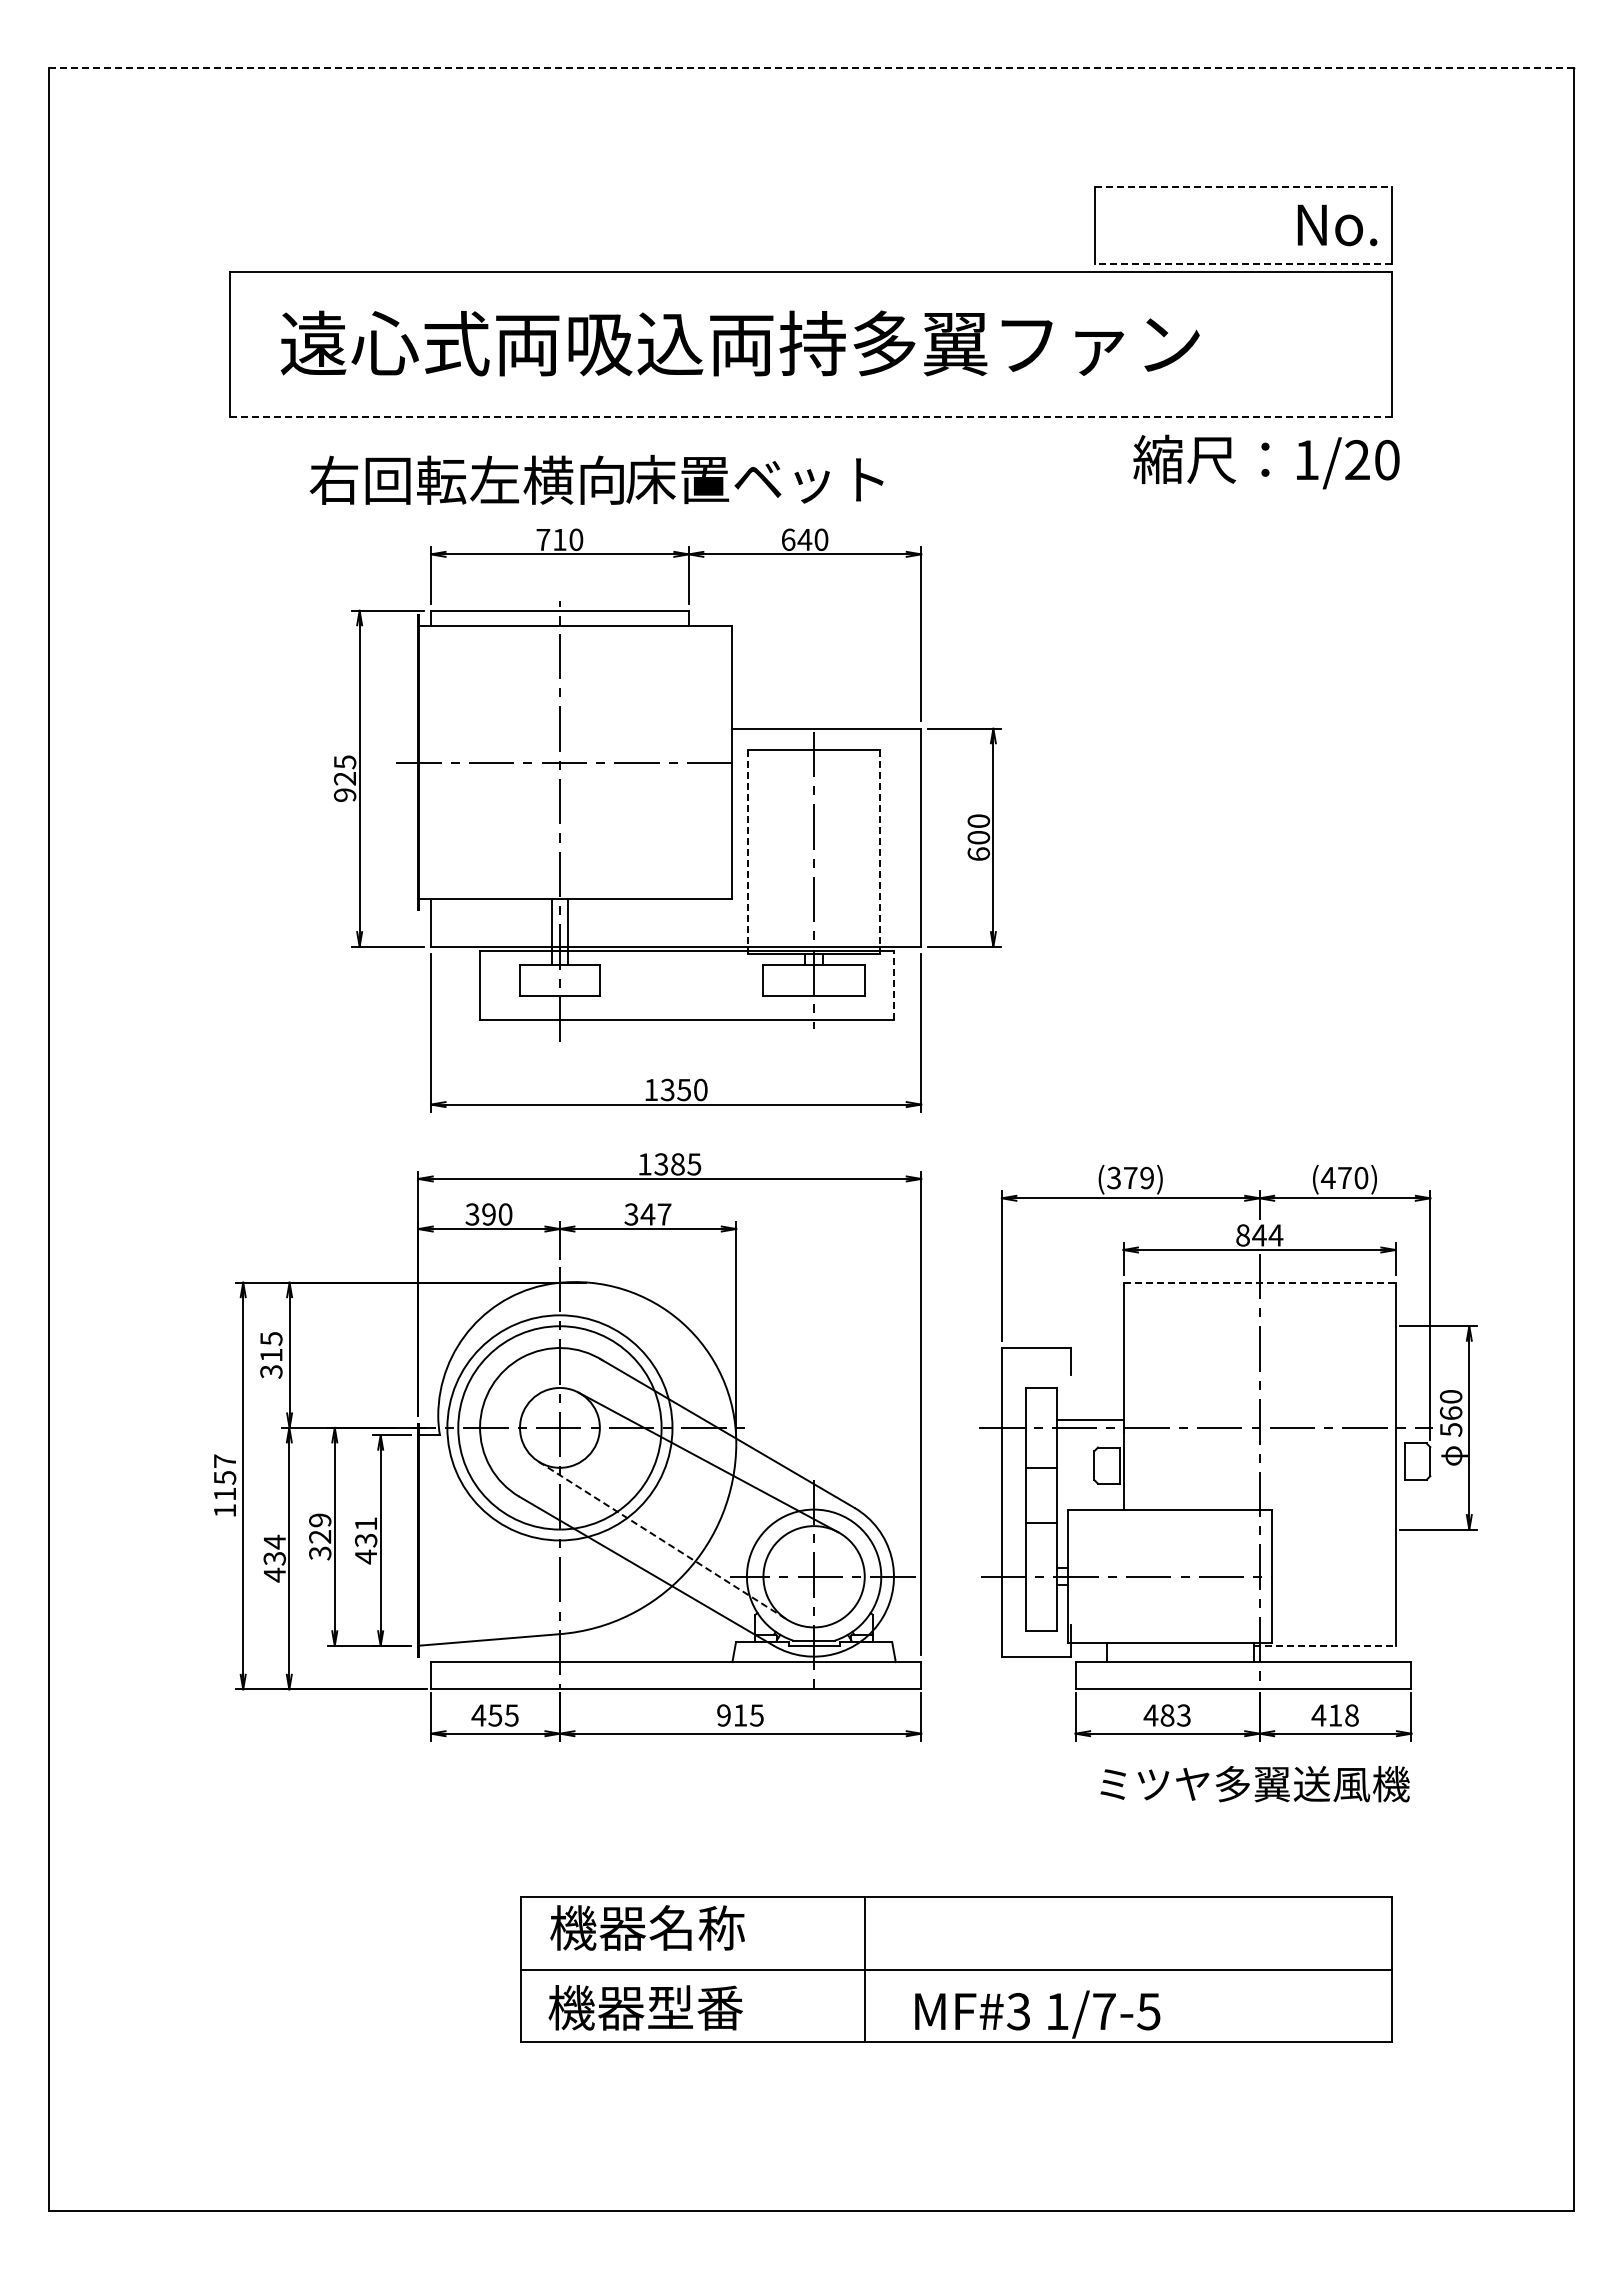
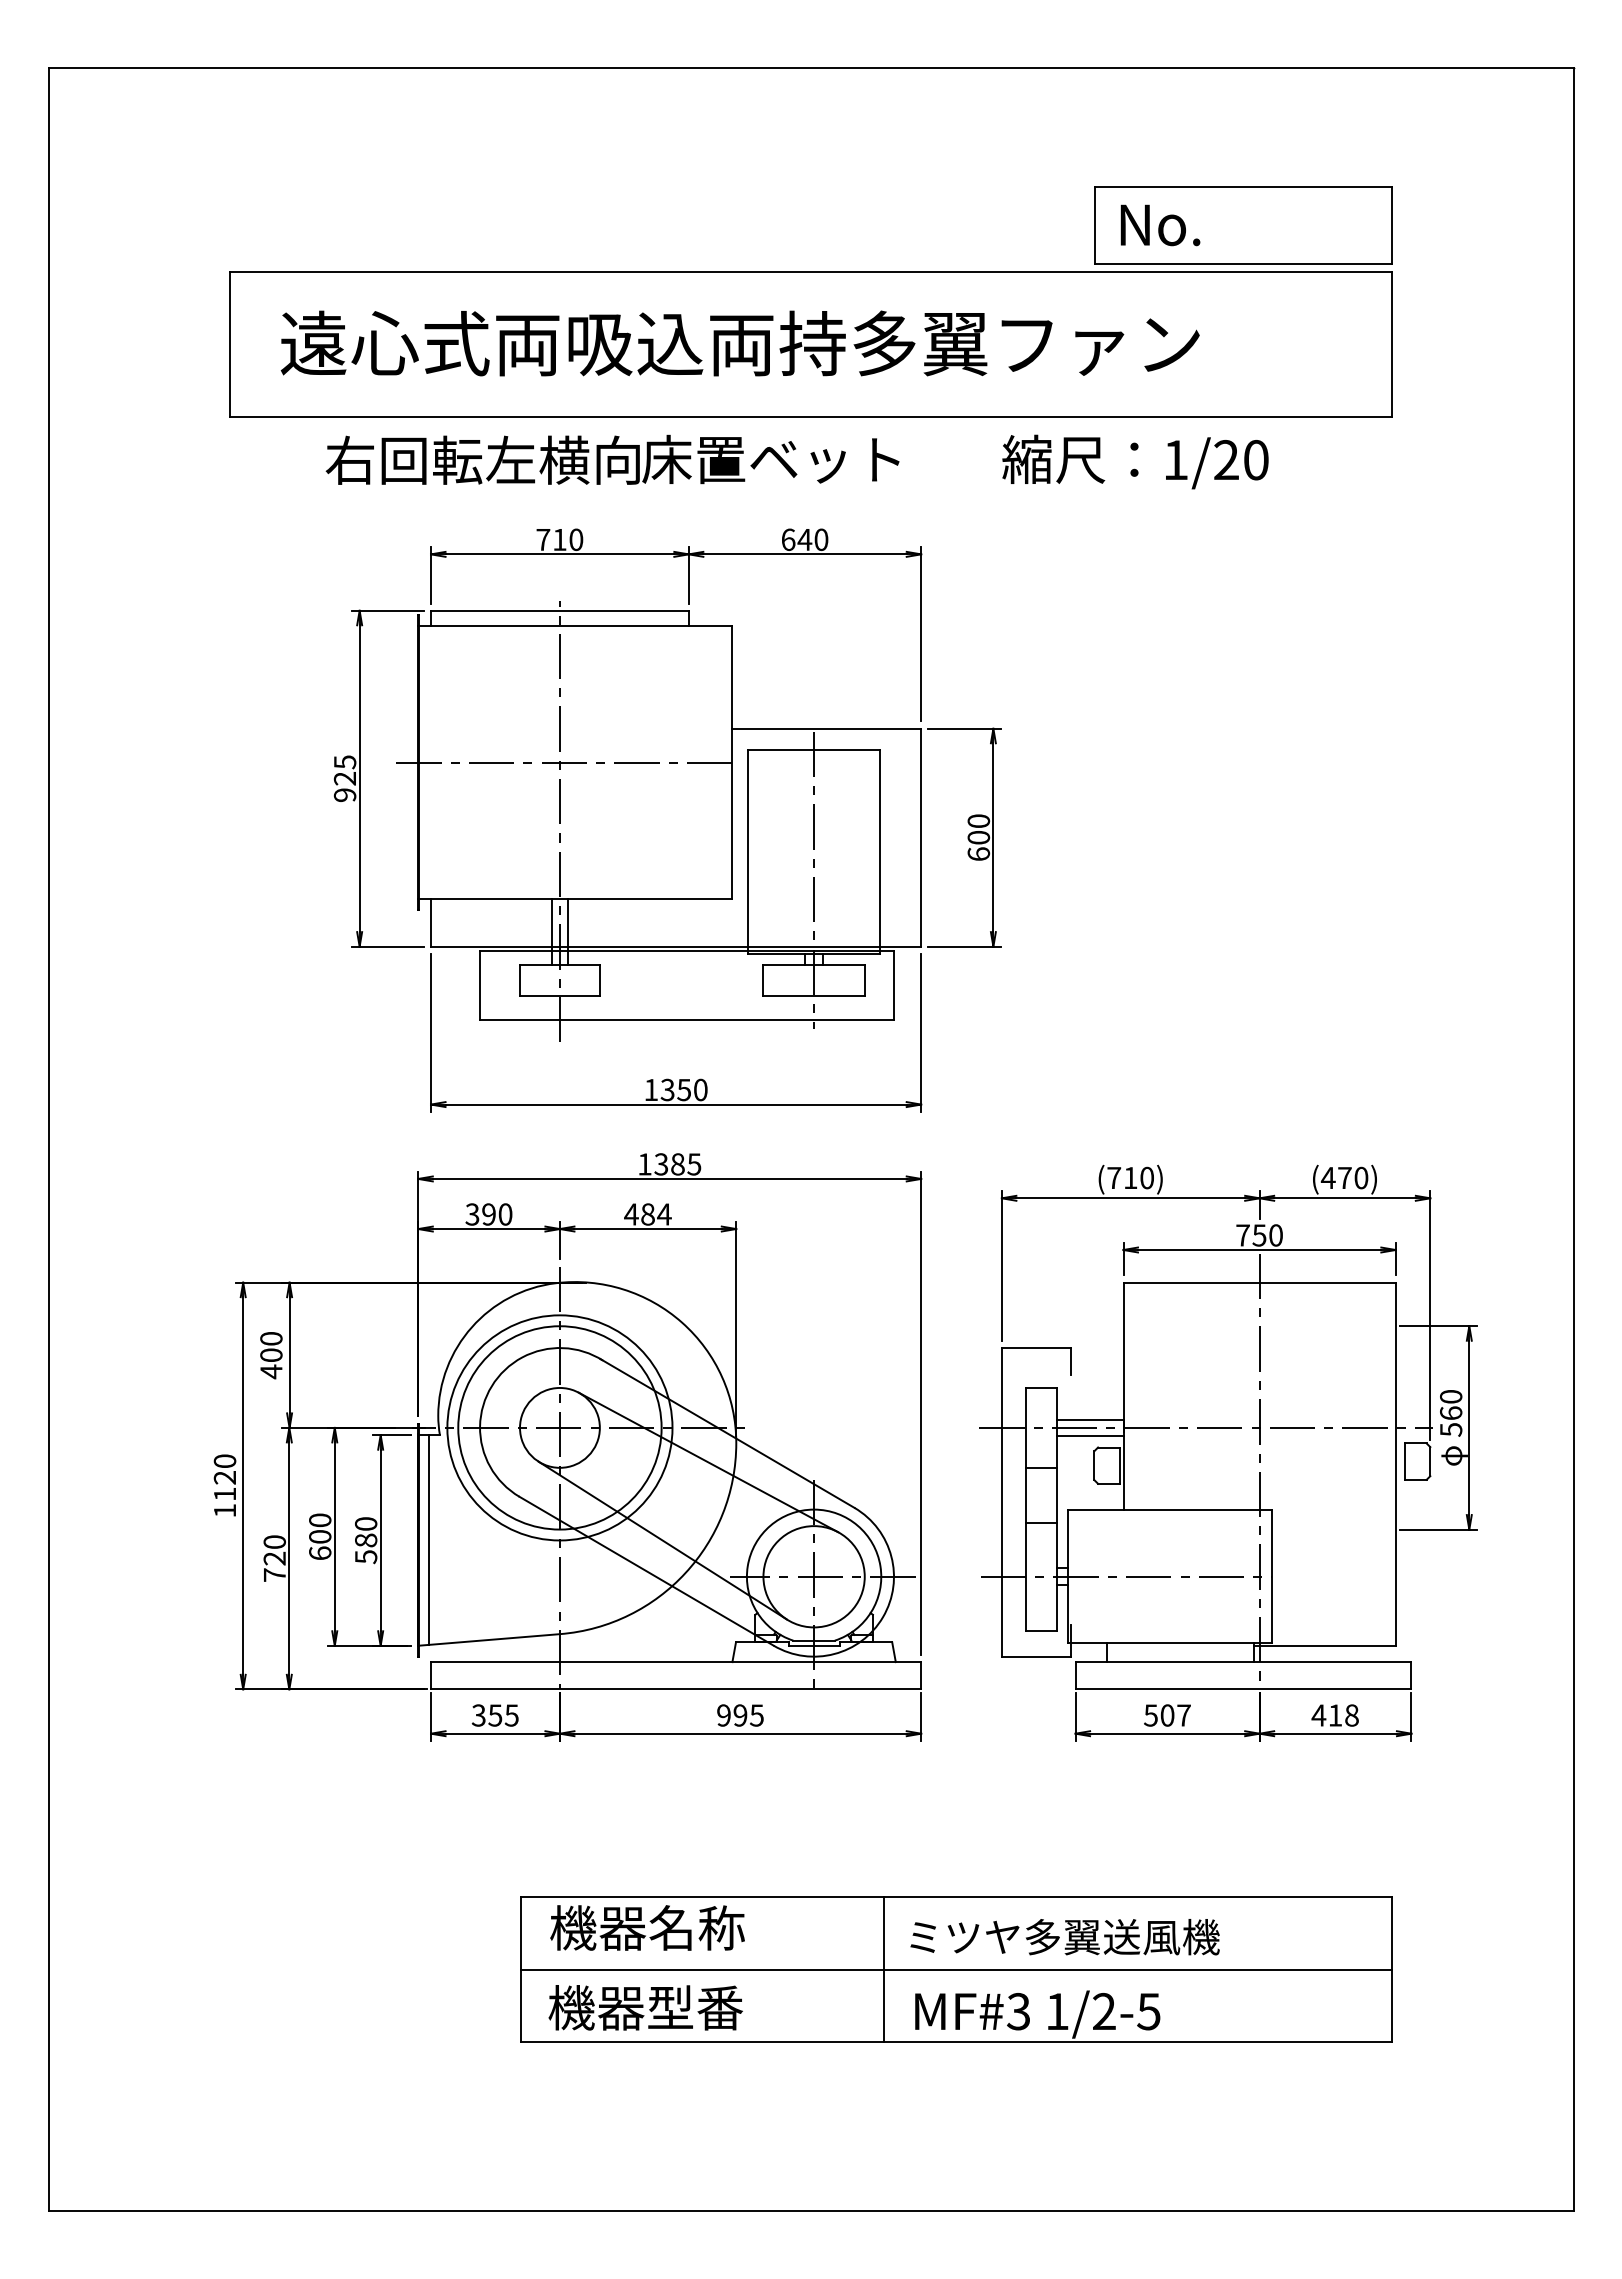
line: dashed -> solid (811, 68)
line: dashed -> solid (1243, 186)
text position: (1337, 225) -> (1160, 225) (1160, 225)
line: dashed -> solid (1243, 263)
line: dashed -> solid (811, 417)
text position: (1266, 461) -> (1135, 461) (1135, 461)
text position: (596, 479) -> (612, 459) (612, 459)
line: dashed -> solid (747, 852)
line: dashed -> solid (880, 852)
line: dashed -> solid (893, 985)
text: (379) -> (710) (1130, 1177)
text: 347 -> 484 (647, 1214)
text: 844 -> 750 (1259, 1235)
line: dashed -> solid (1260, 1282)
text: 315 -> 400 (271, 1355)
line: none -> present (1090, 1436)
text: 1157 -> 1120 (224, 1469)
text: 329 -> 600 (320, 1536)
line: none -> present (429, 1539)
text: 431 -> 580 (365, 1540)
line: dashed -> solid (663, 1540)
text: 434 -> 720 (274, 1558)
line: dashed -> solid (1325, 1645)
text: 455 -> 355 (478, 1715)
text: 915 -> 995 (740, 1715)
text: 483 -> 507 (1166, 1715)
text position: (1254, 1784) -> (1064, 1937) (1064, 1937)
line position: (864, 1969) -> (883, 1969) (883, 1969)
text: 1/7-5 -> 1/2-5 (1104, 2010)
